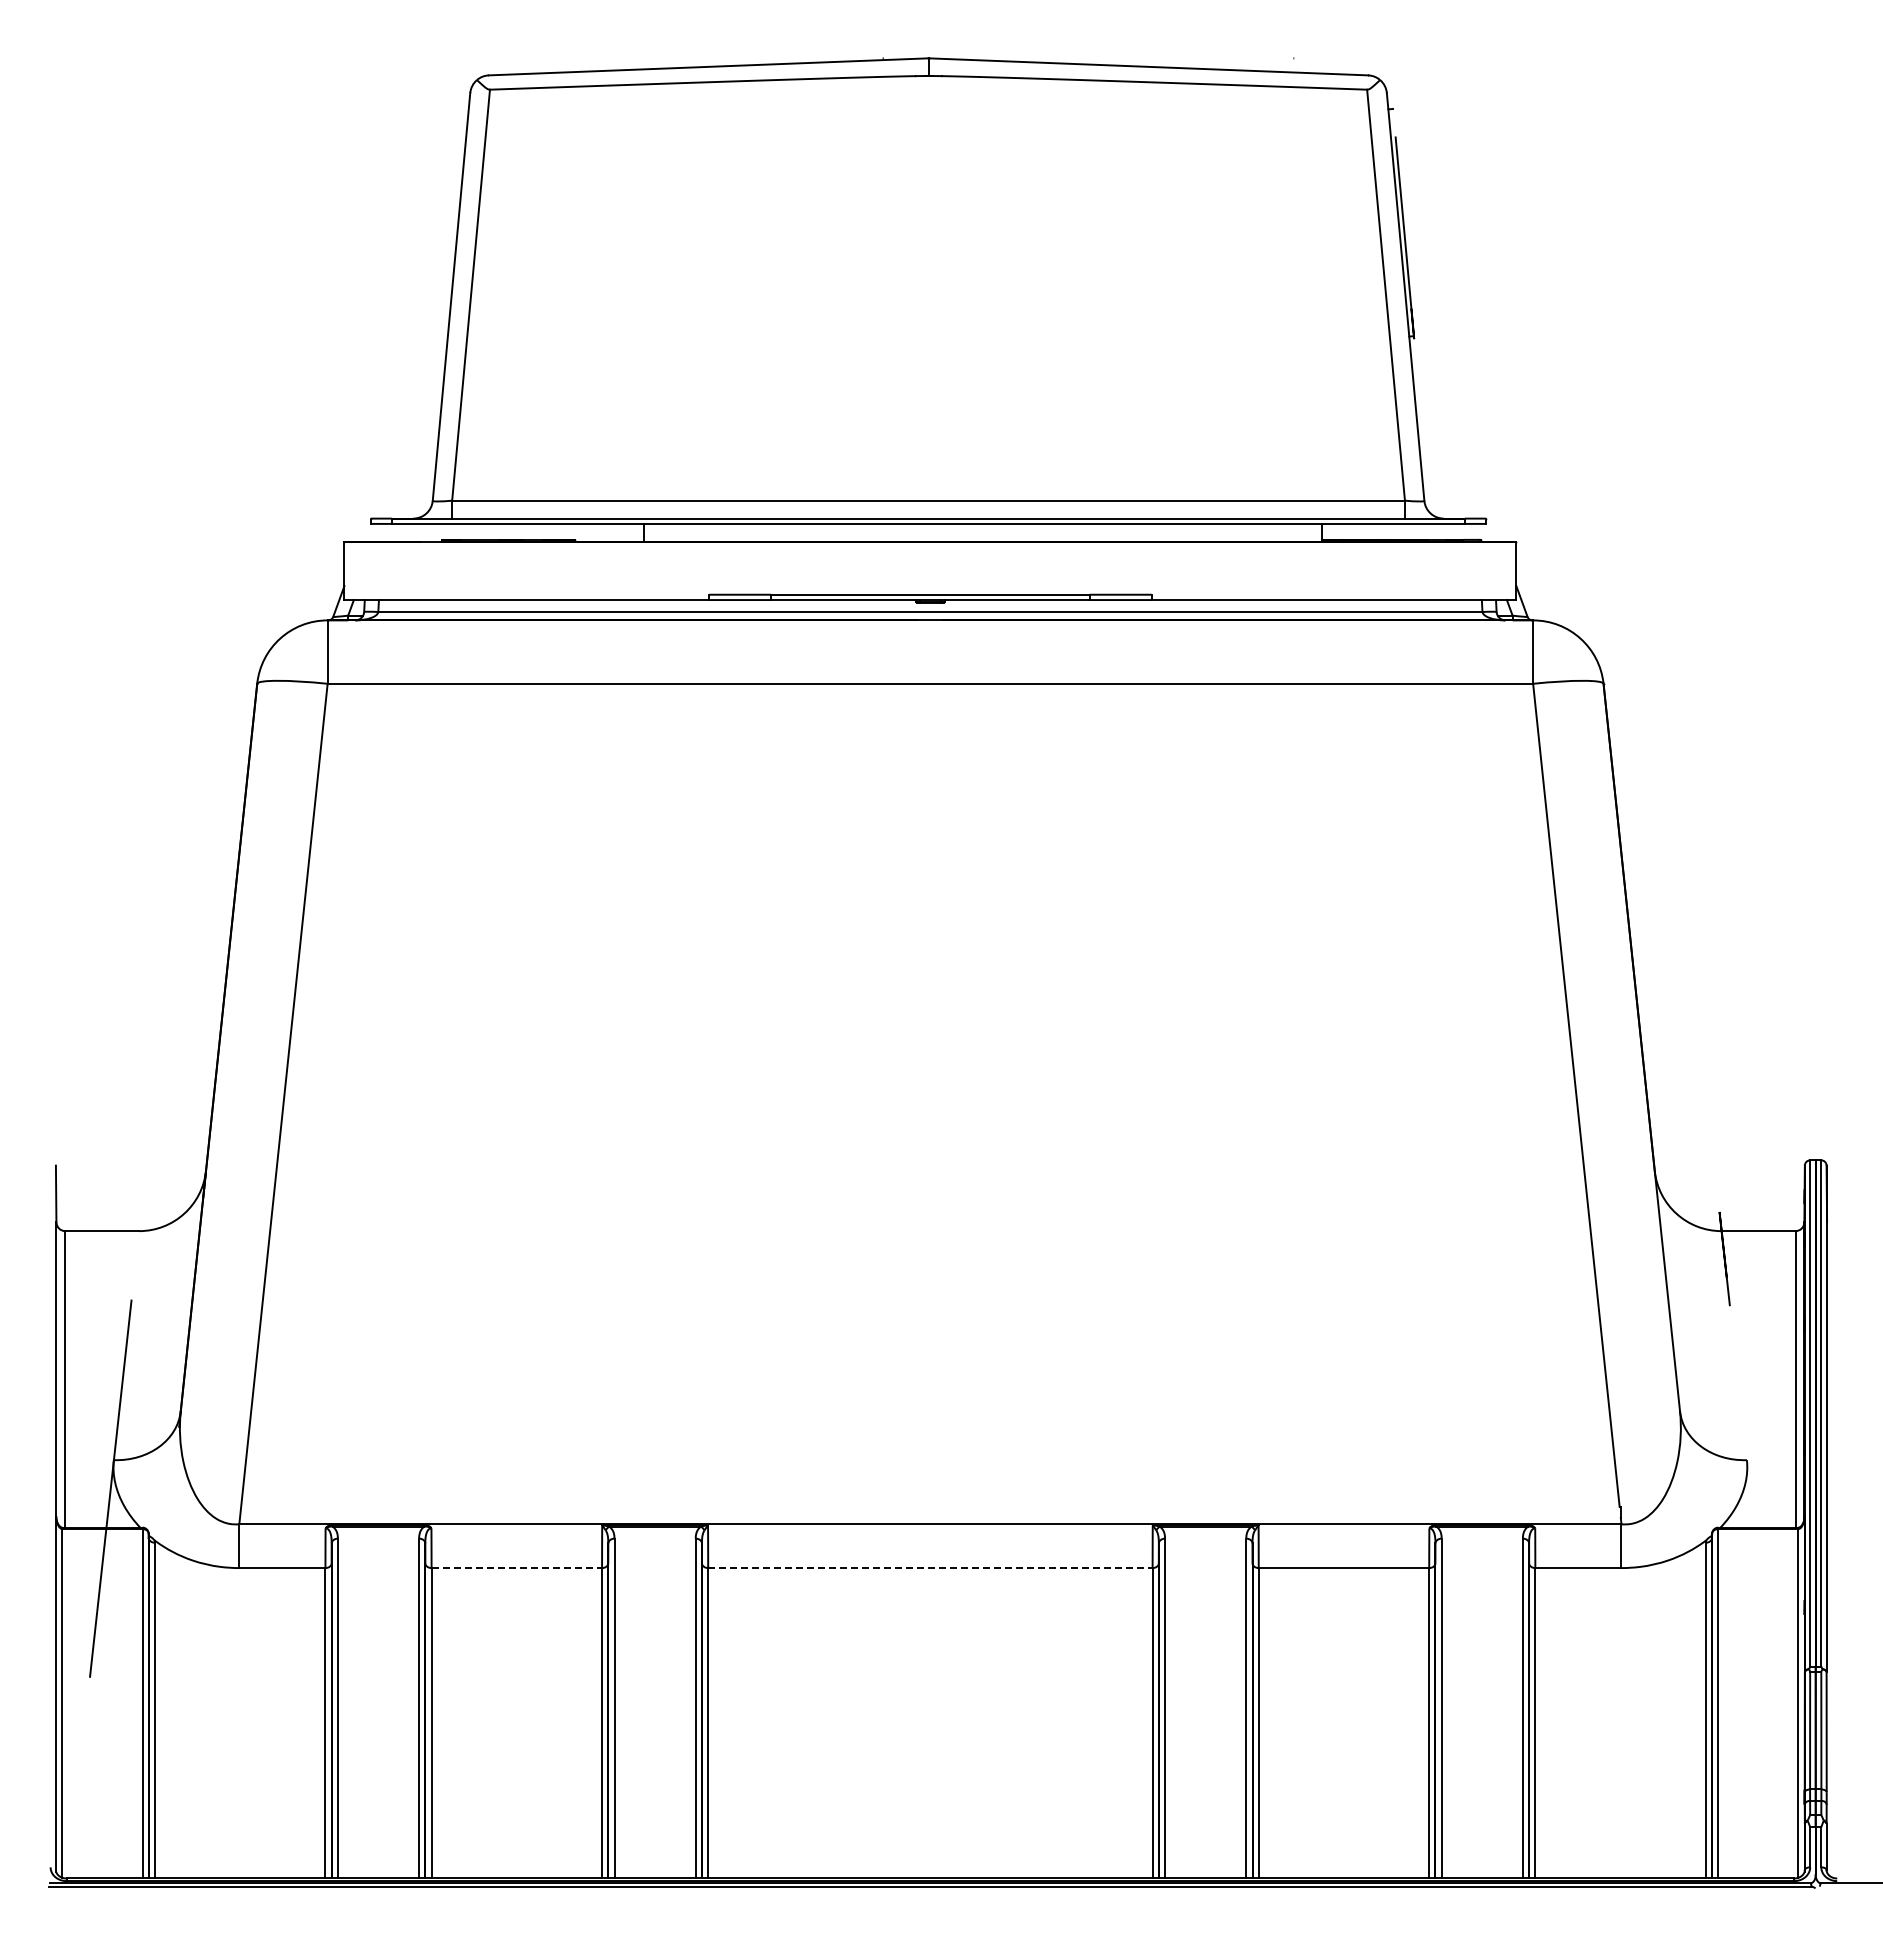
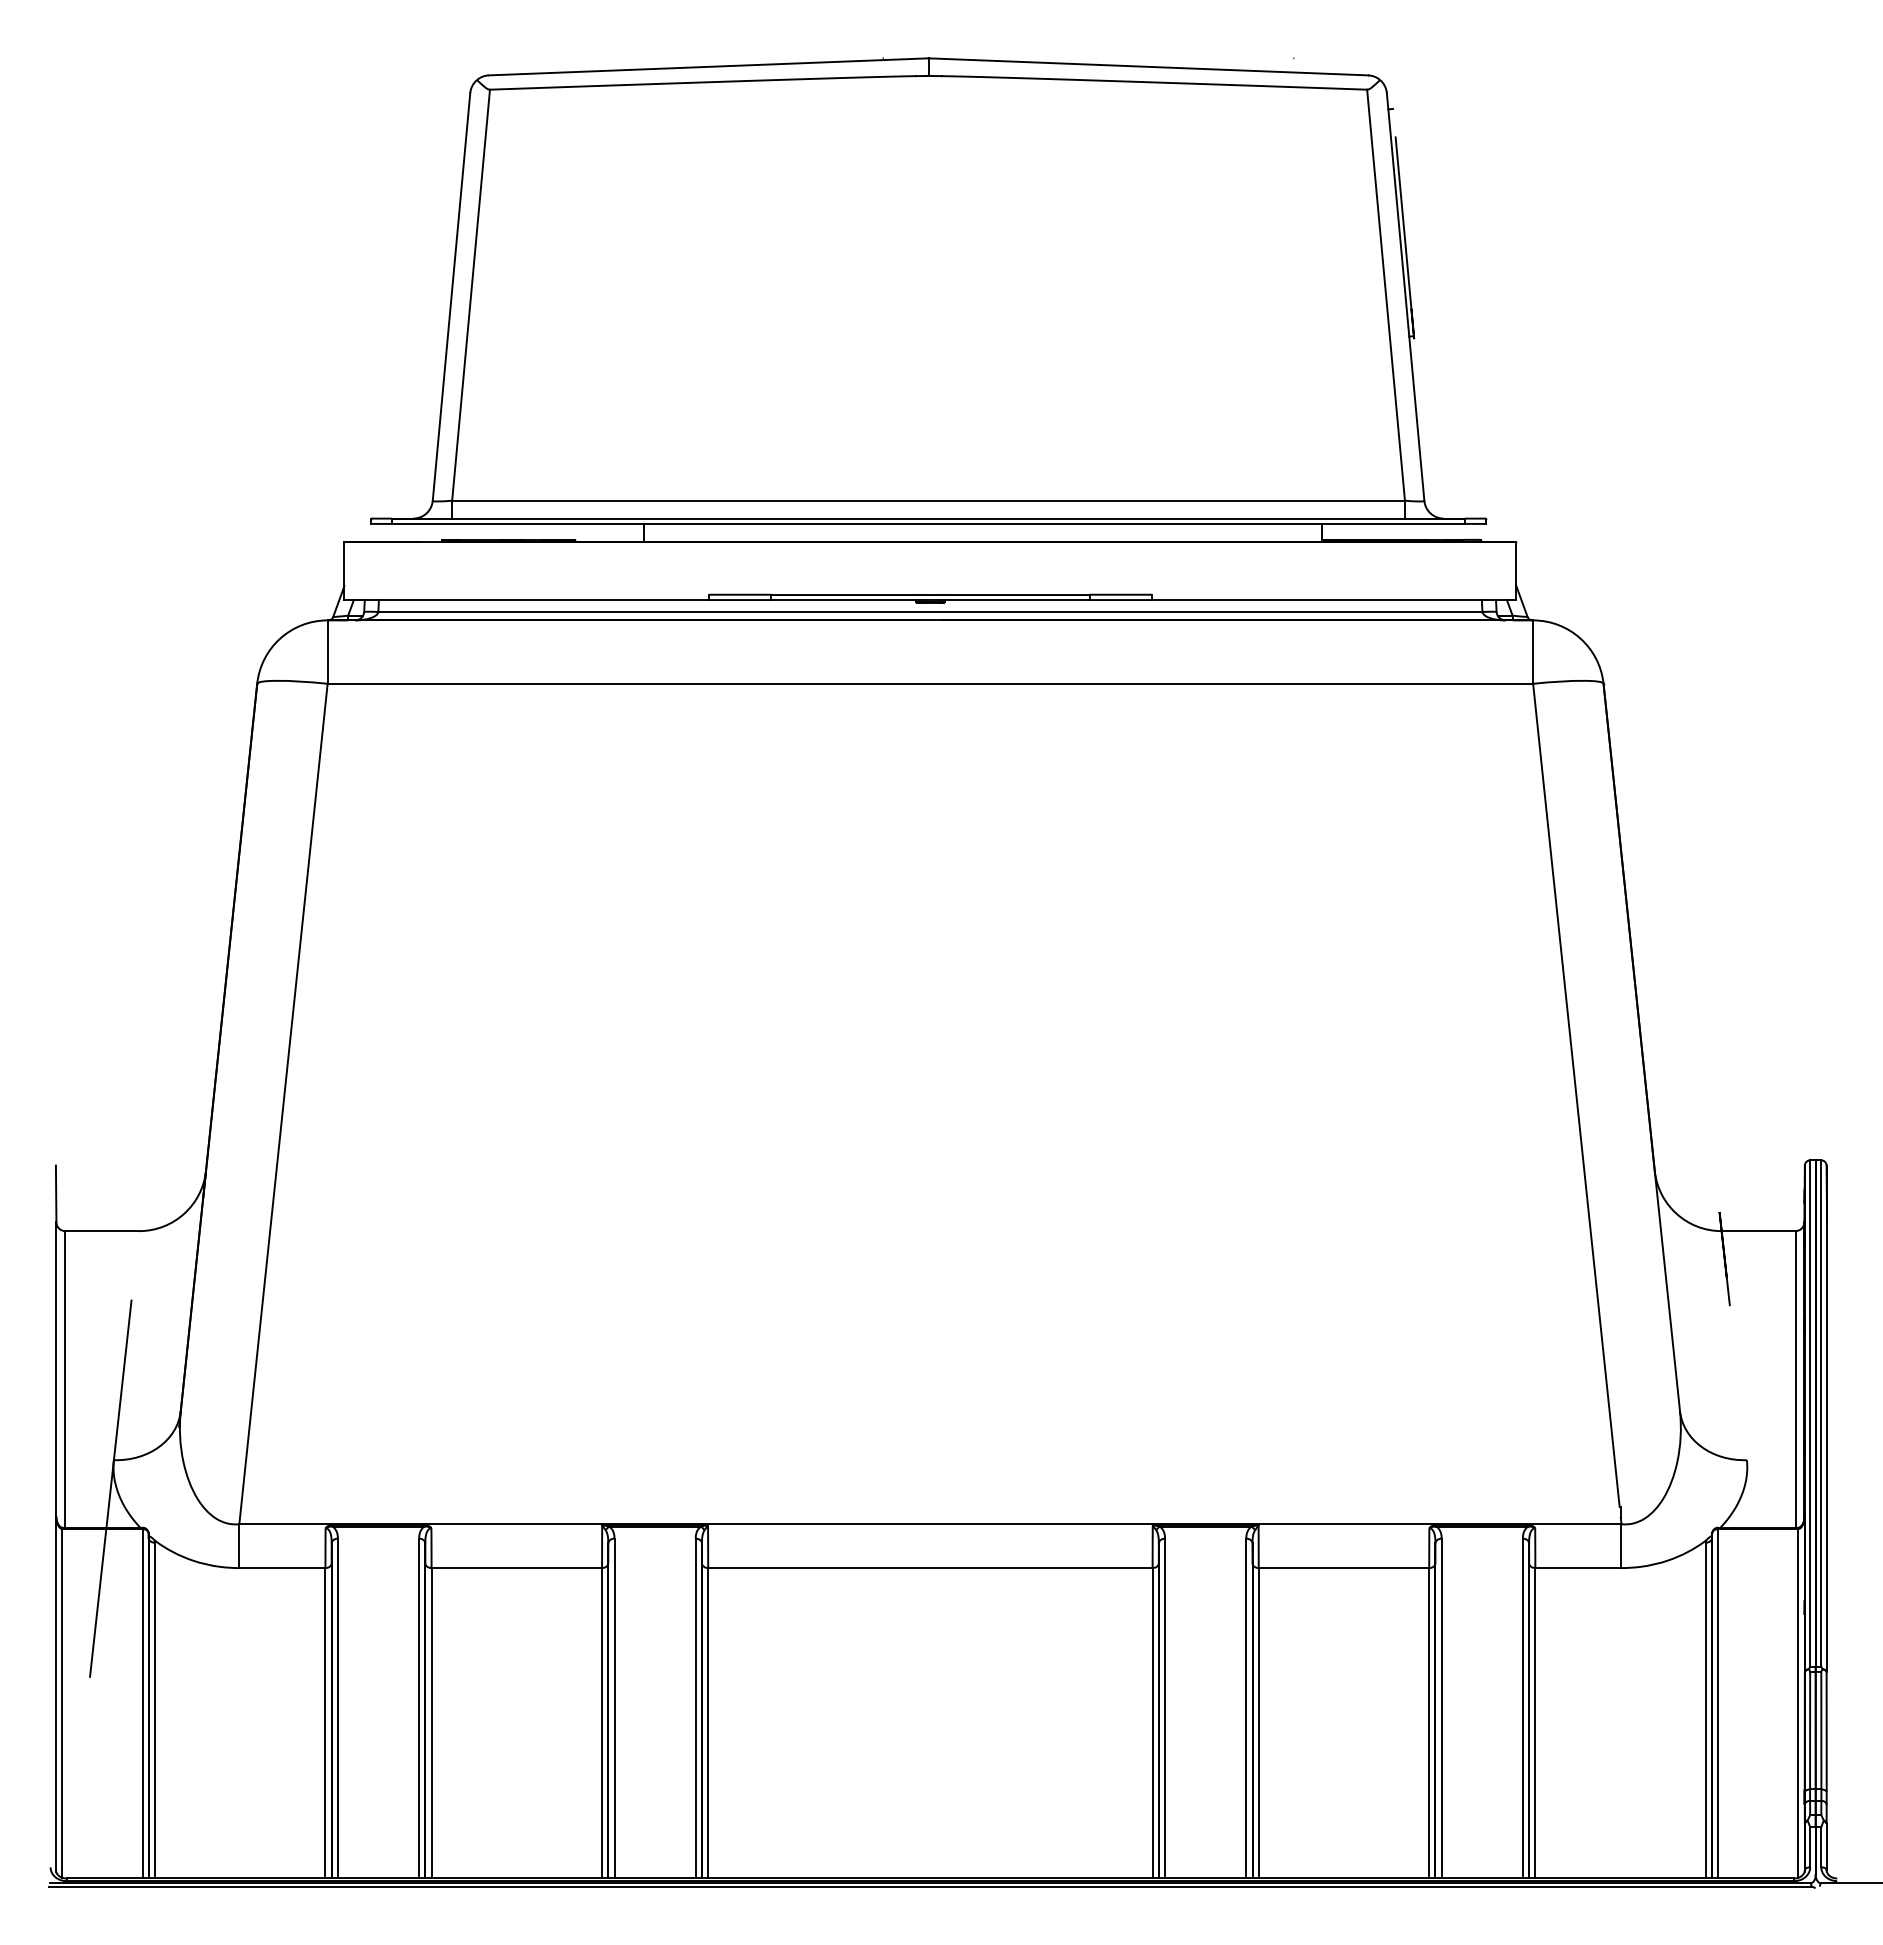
line: dashed -> solid (517, 1568)
line: dashed -> solid (930, 1568)
